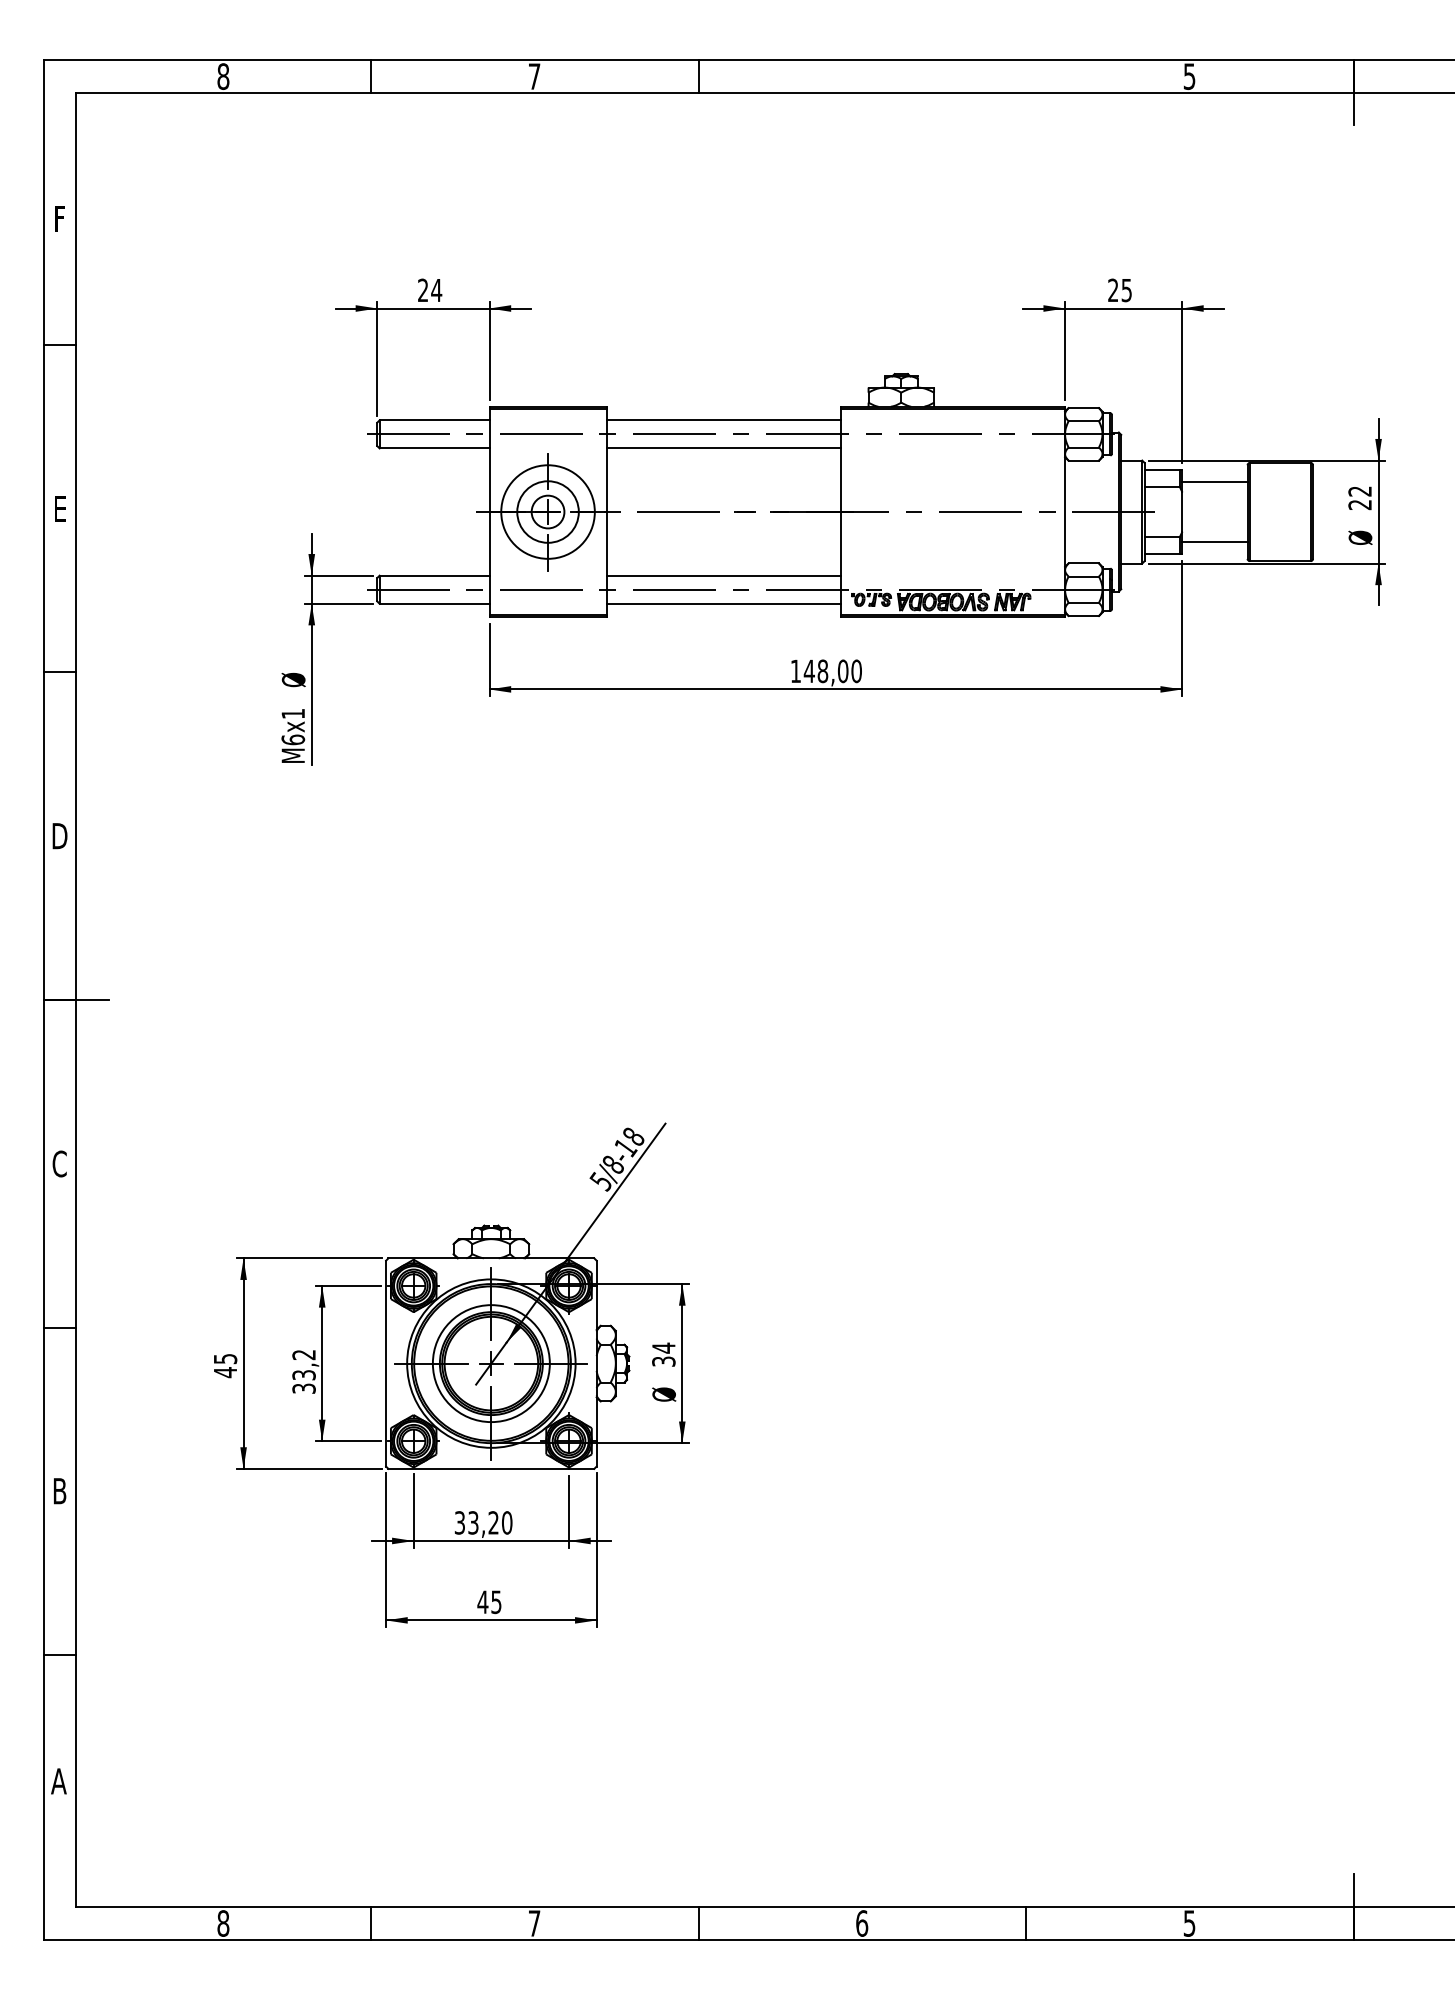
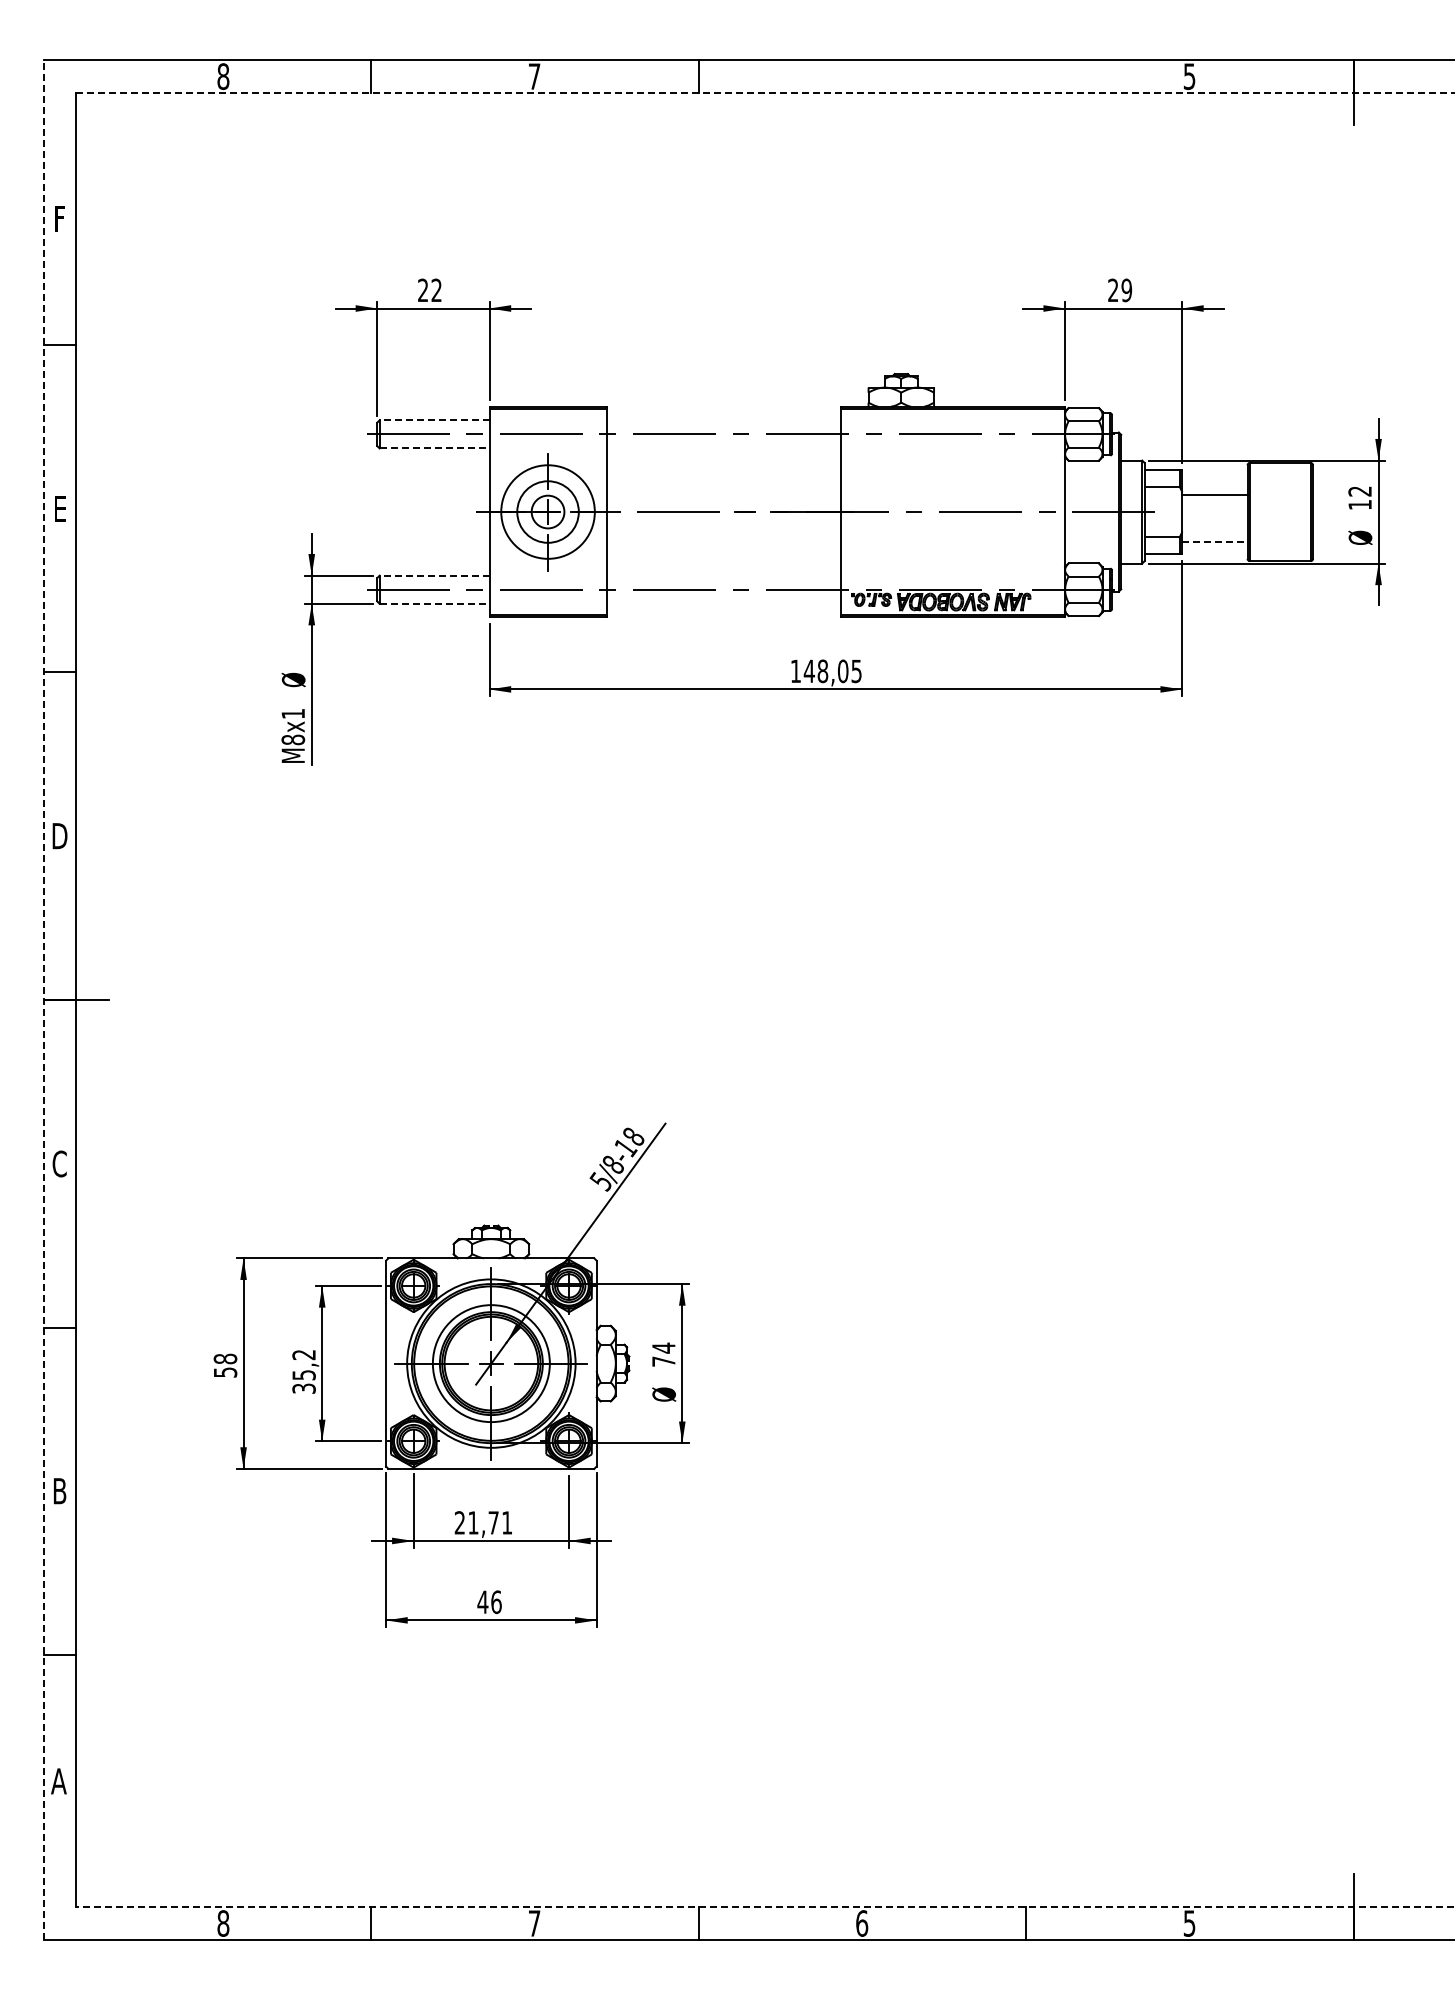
line: solid -> dashed (765, 92)
text: 24 -> 22 (436, 289)
text: 25 -> 29 (1126, 289)
line: solid -> dashed (434, 420)
line: present -> none (723, 420)
line: solid -> dashed (434, 448)
line: present -> none (723, 448)
line position: (1214, 481) -> (1214, 494) (1214, 494)
text: 22 -> 12 (1359, 505)
line: solid -> dashed (1214, 542)
line: solid -> dashed (434, 575)
line: present -> none (723, 575)
line: solid -> dashed (434, 603)
line: present -> none (723, 603)
text: 148,00 -> 148,05 (856, 671)
text: M6x1 -> M8x1 (292, 739)
line: solid -> dashed (43, 999)
text: 34 -> 74 (663, 1361)
text: 45 -> 58 (225, 1365)
text: 33,2 -> 35,2 (303, 1374)
text: 33,20 -> 21,71 (483, 1522)
text: 45 -> 46 (496, 1602)
line: solid -> dashed (765, 1907)
